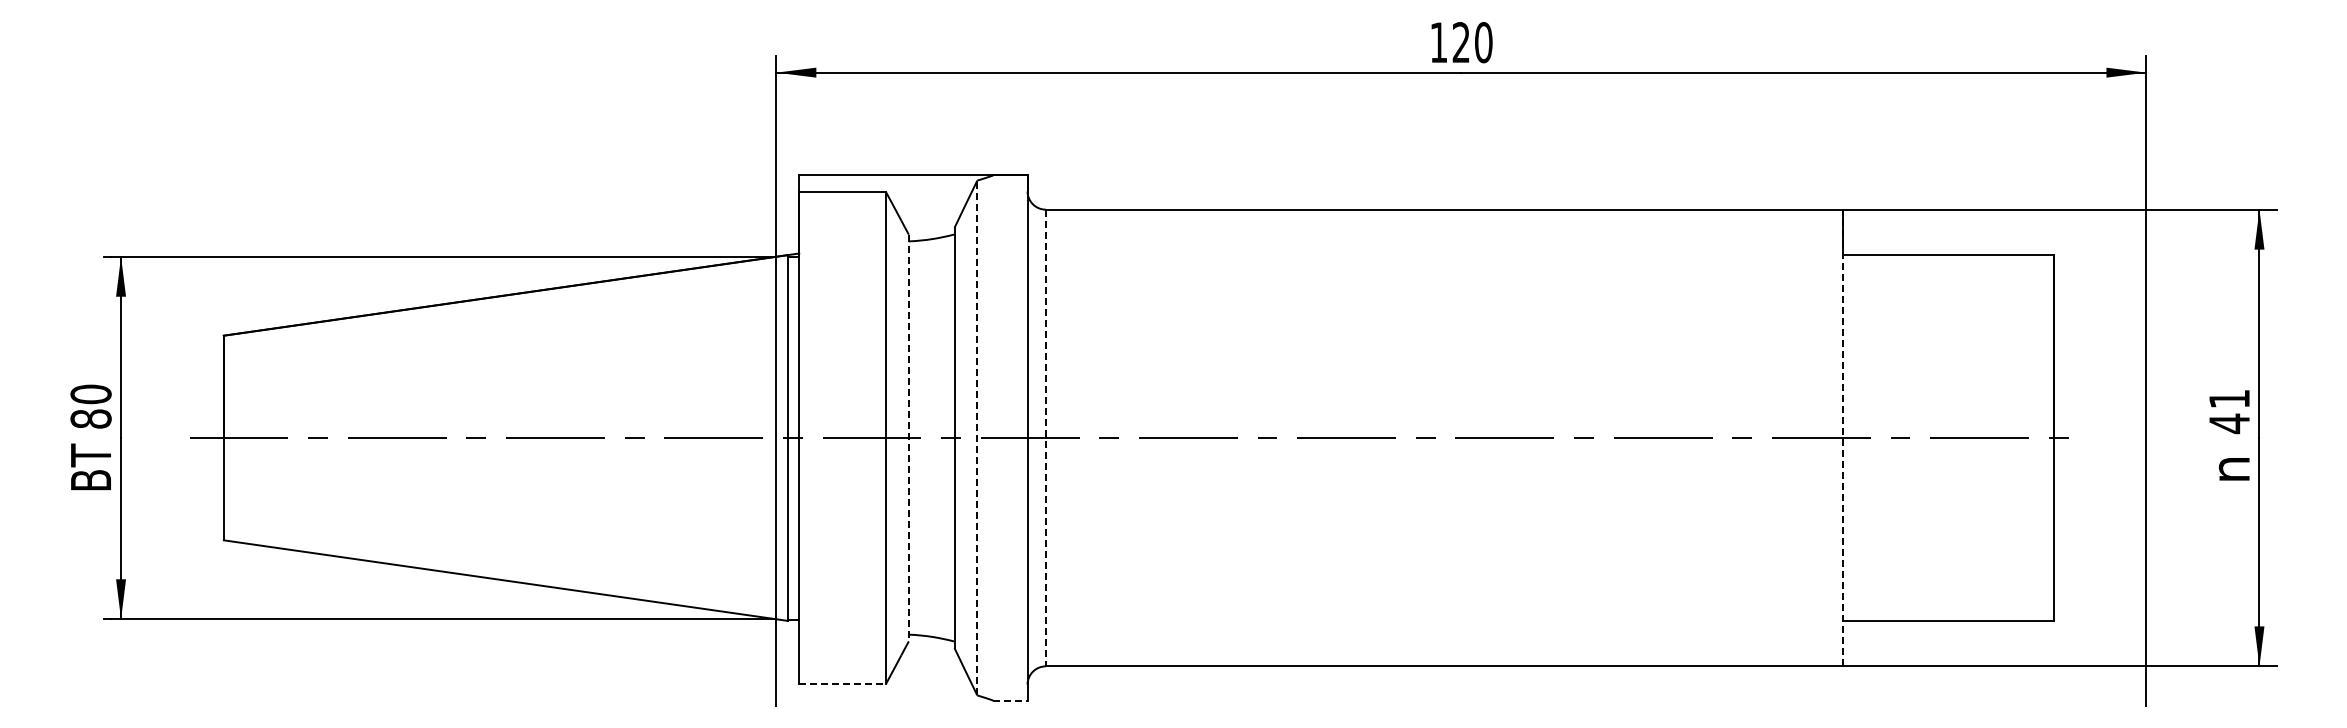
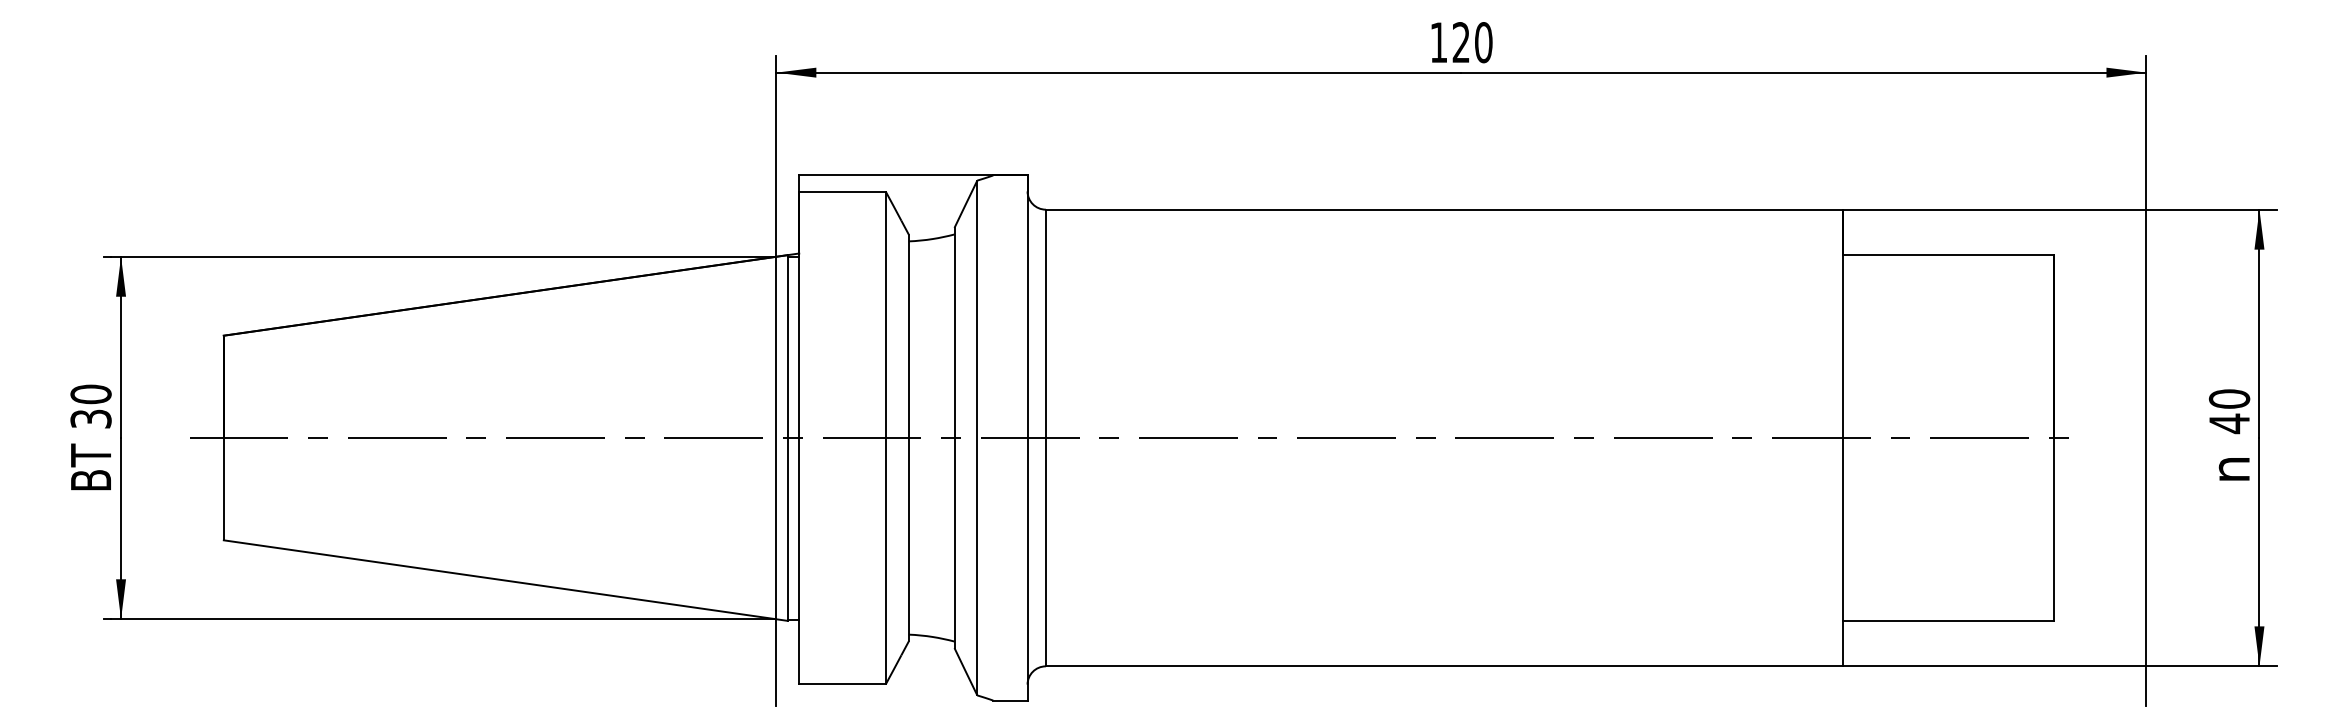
text: 41 -> 40 (2229, 398)
text: 80 -> 30 (90, 418)
line: dashed -> solid (977, 437)
line: dashed -> solid (1842, 437)
line: dashed -> solid (908, 438)
line: dashed -> solid (1045, 438)
line: dashed -> solid (843, 684)
line: dashed -> solid (1010, 700)
